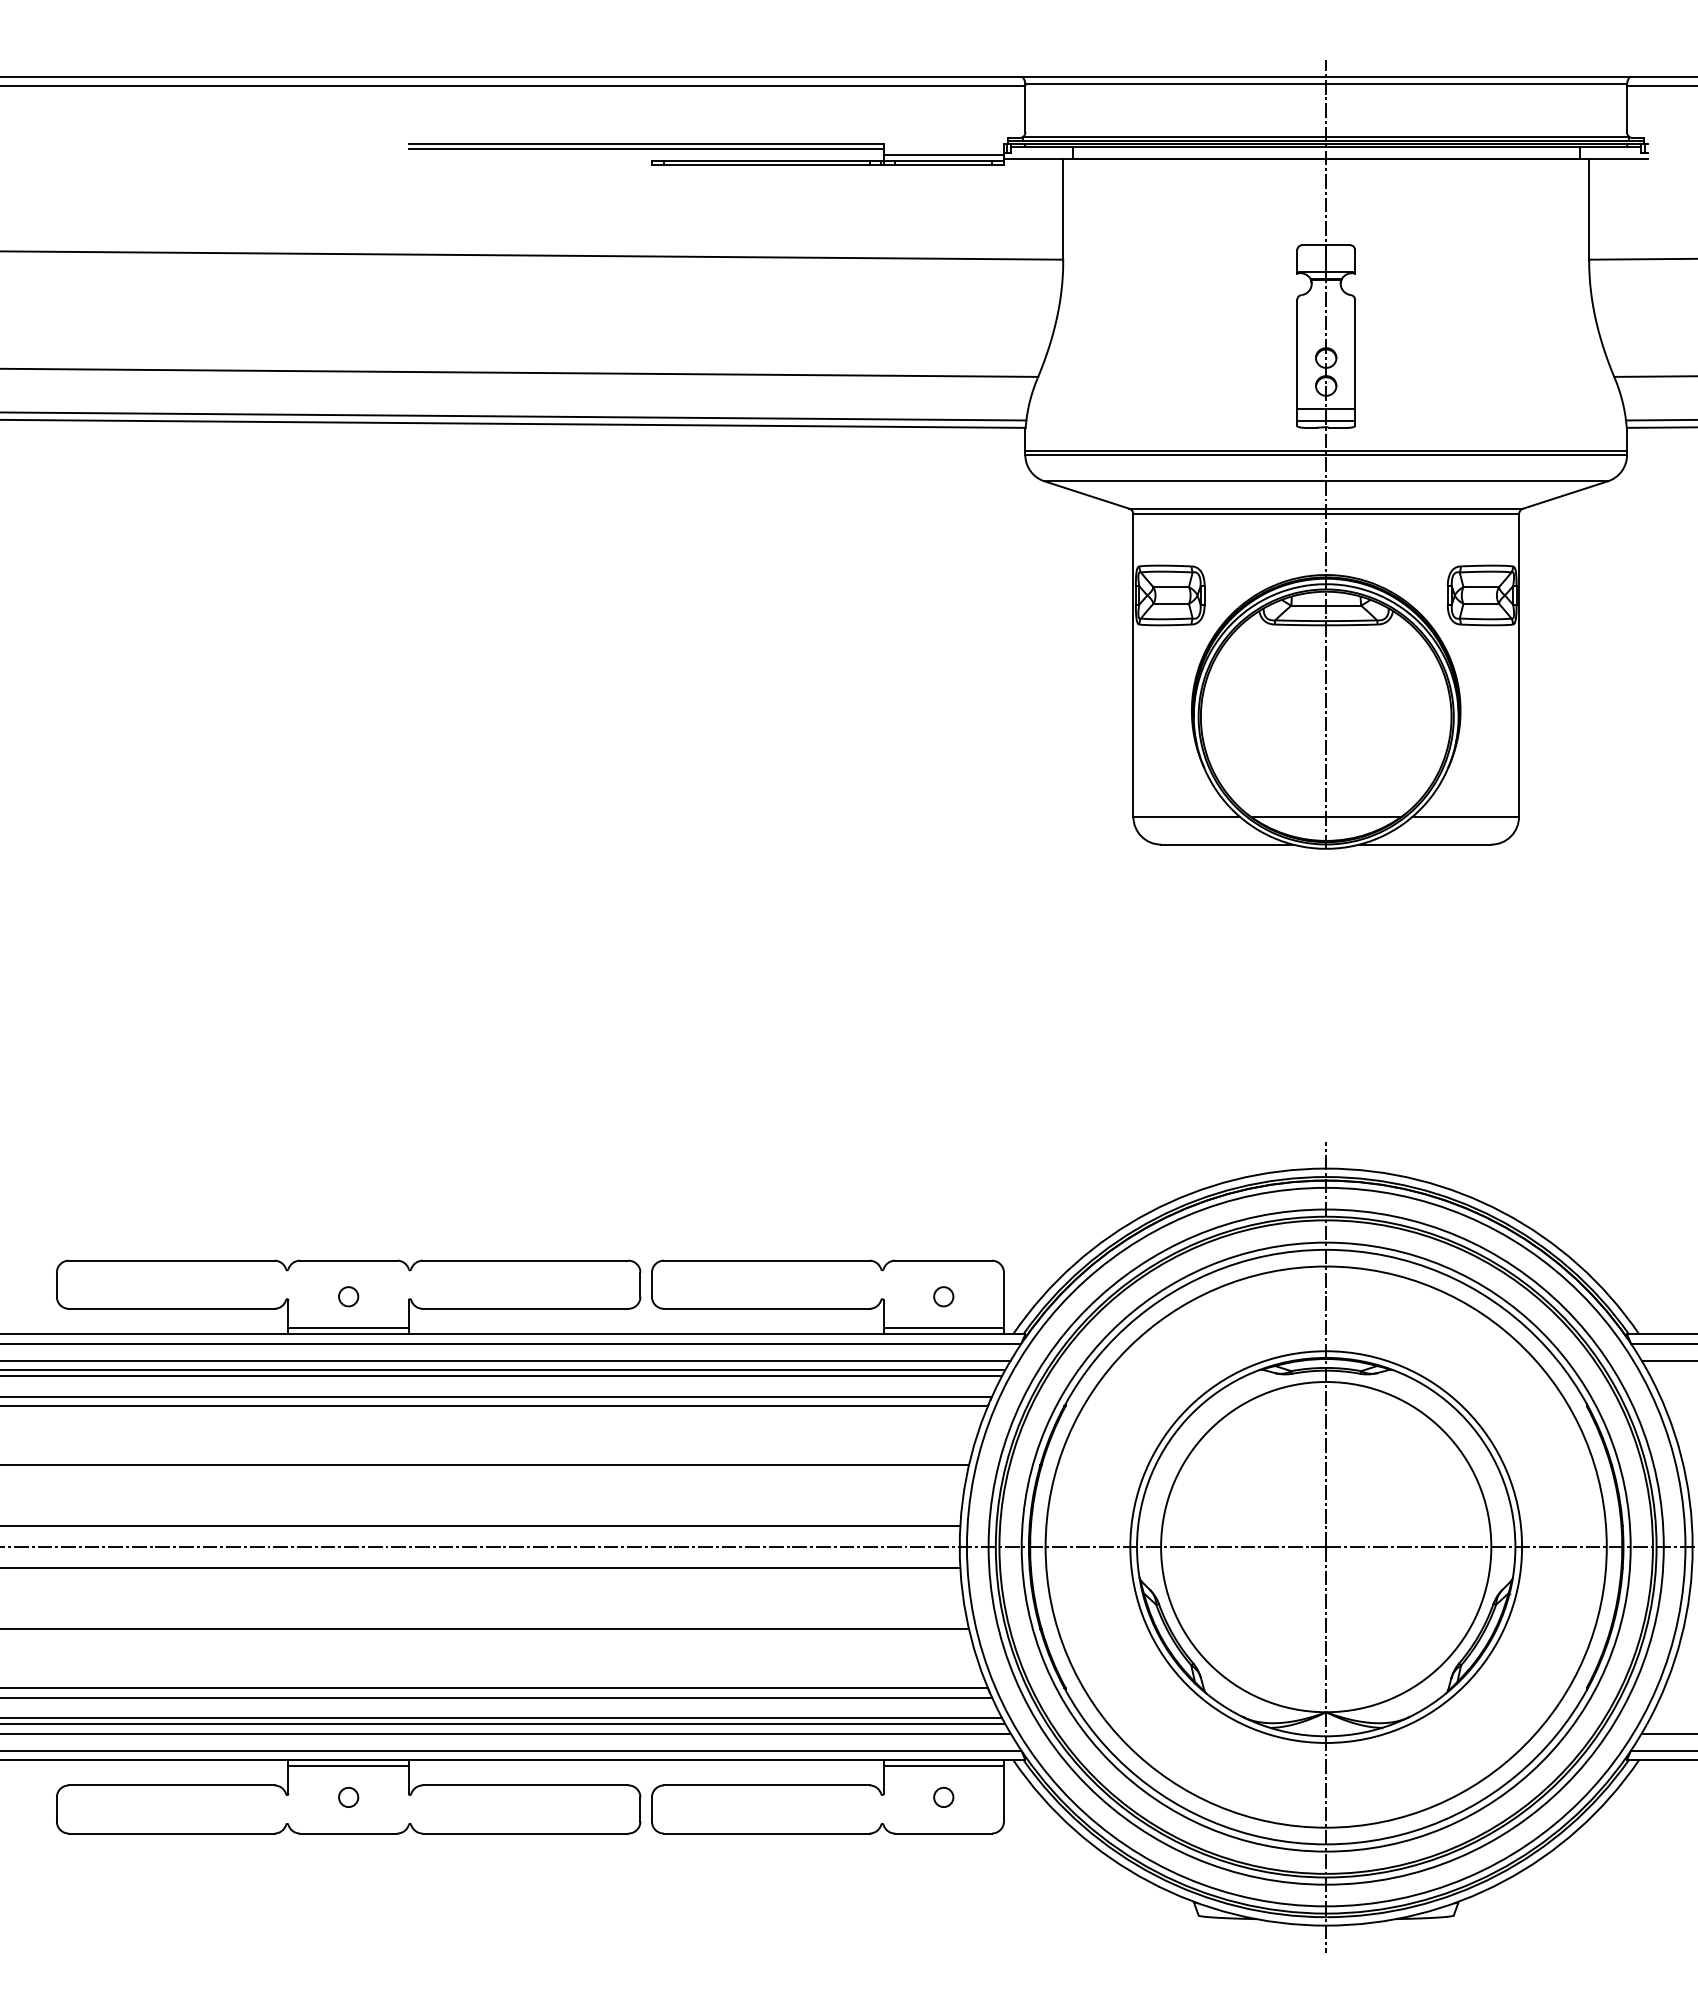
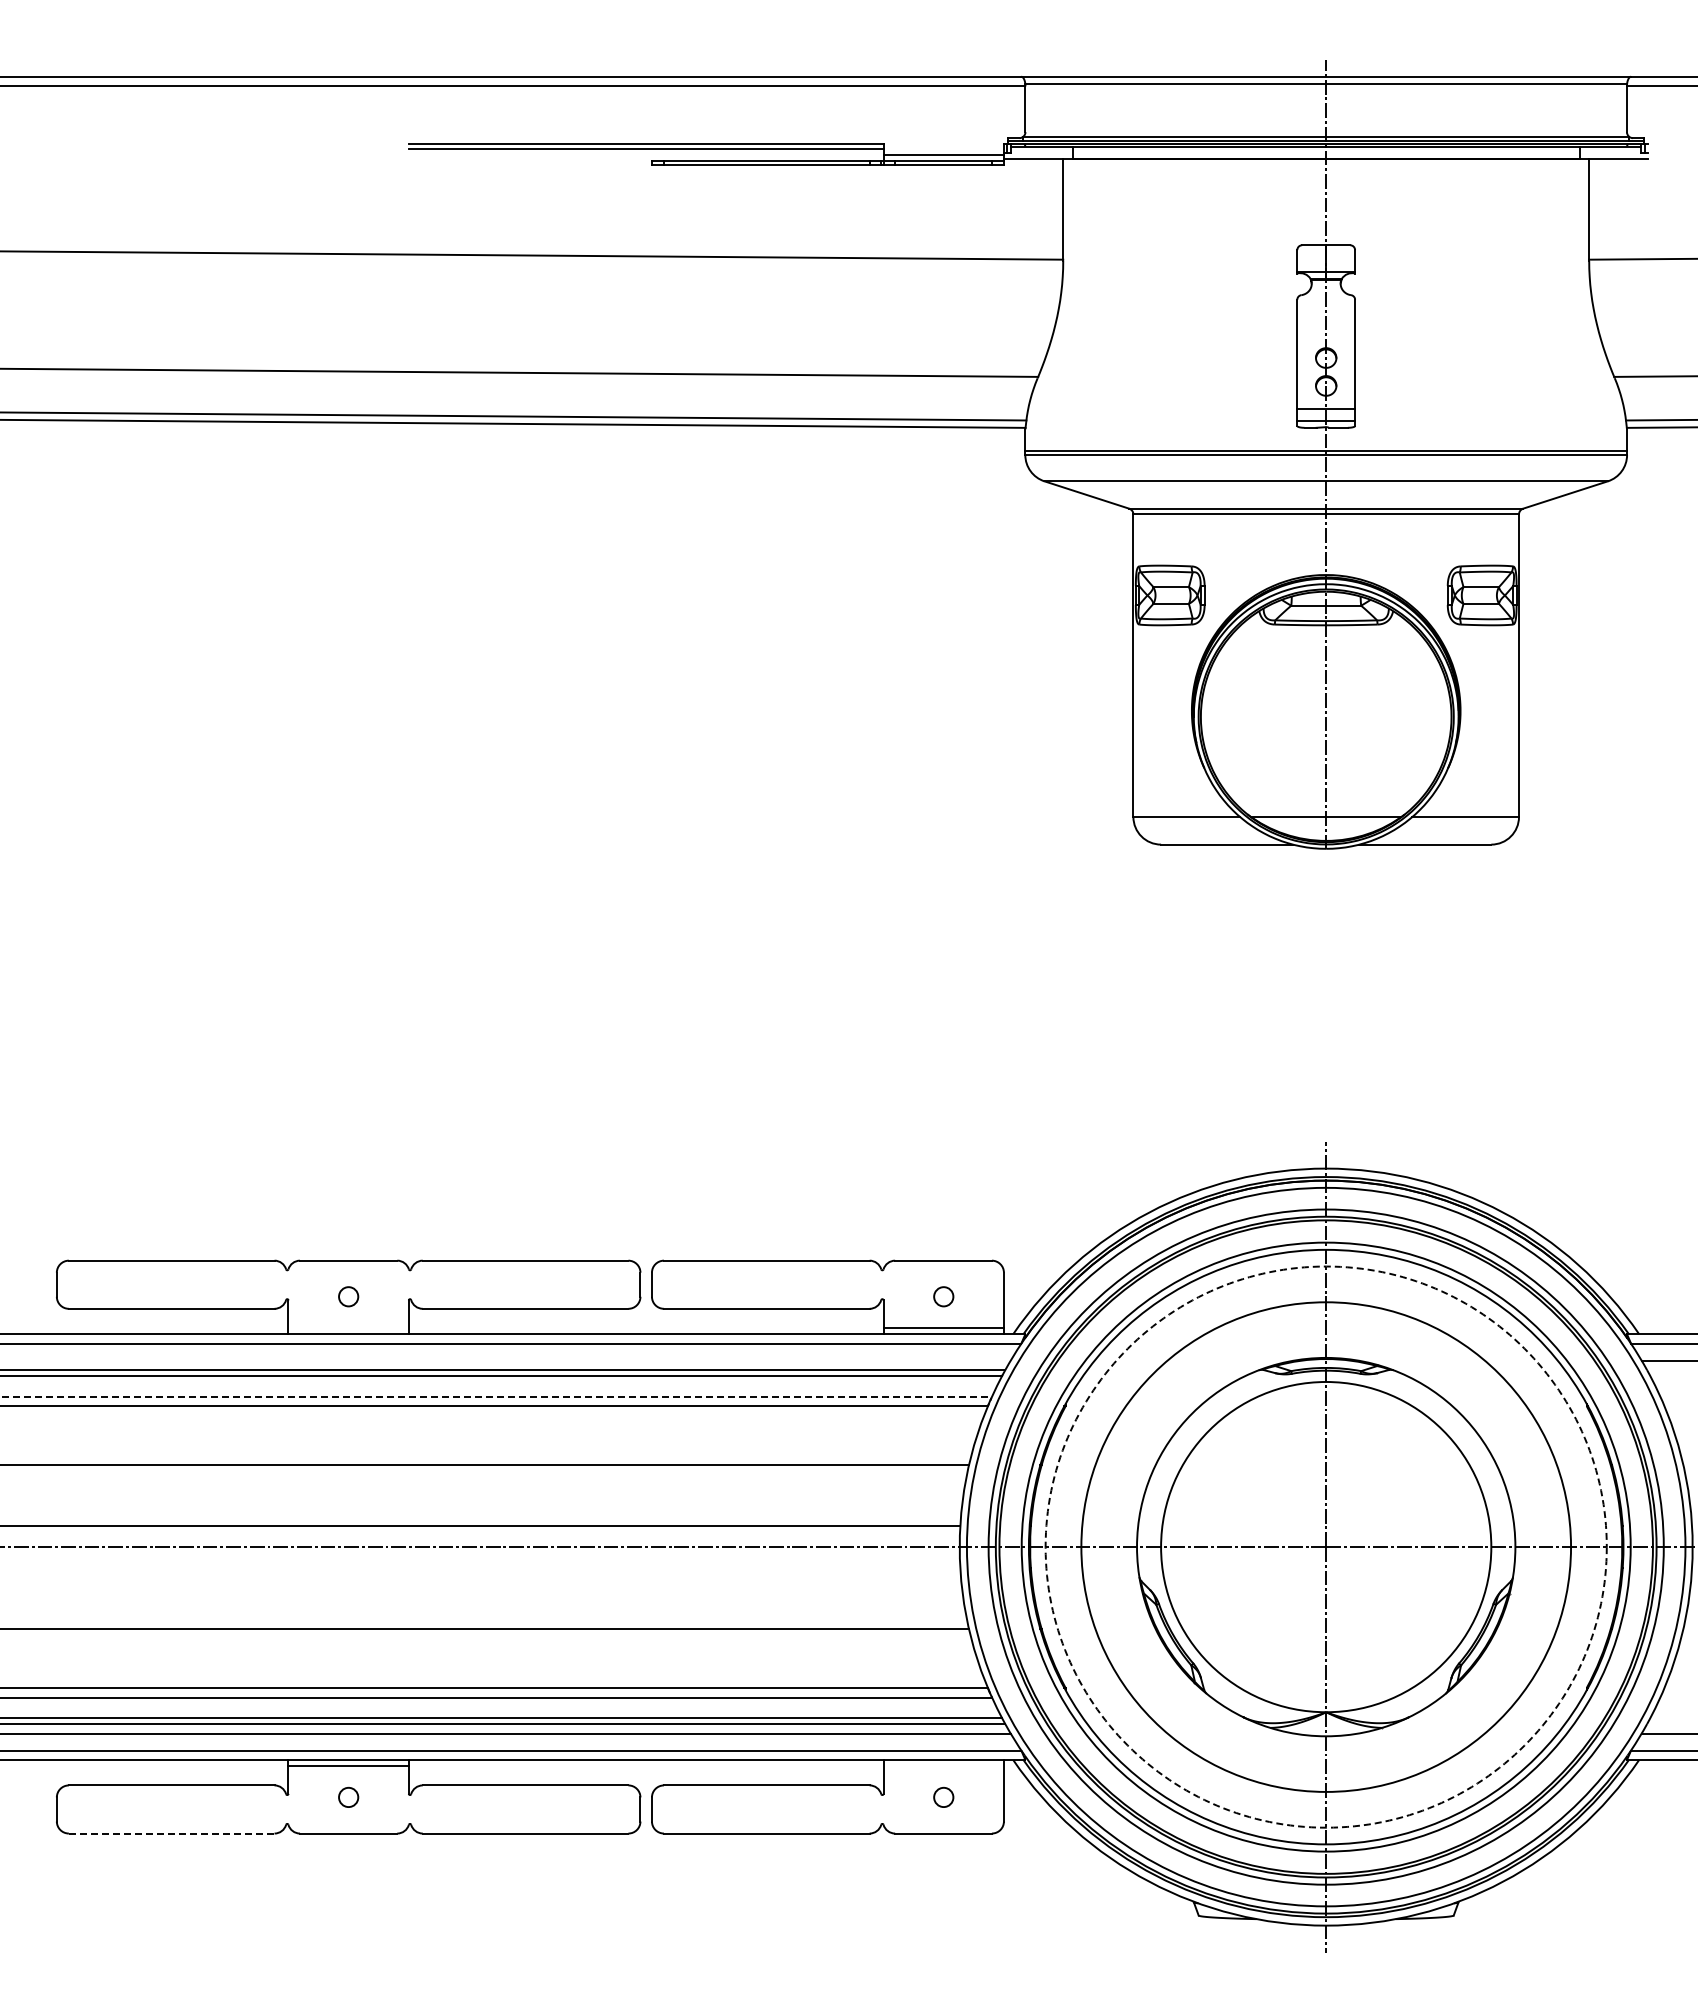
line: present -> none (348, 1328)
line: present -> none (506, 1360)
line: solid -> dashed (496, 1396)
circle: solid -> dashed (1325, 1546)
circle diameter: 392 px -> 490 px (1326, 1546)
line: present -> none (481, 1568)
line: present -> none (943, 1766)
line: solid -> dashed (171, 1833)
